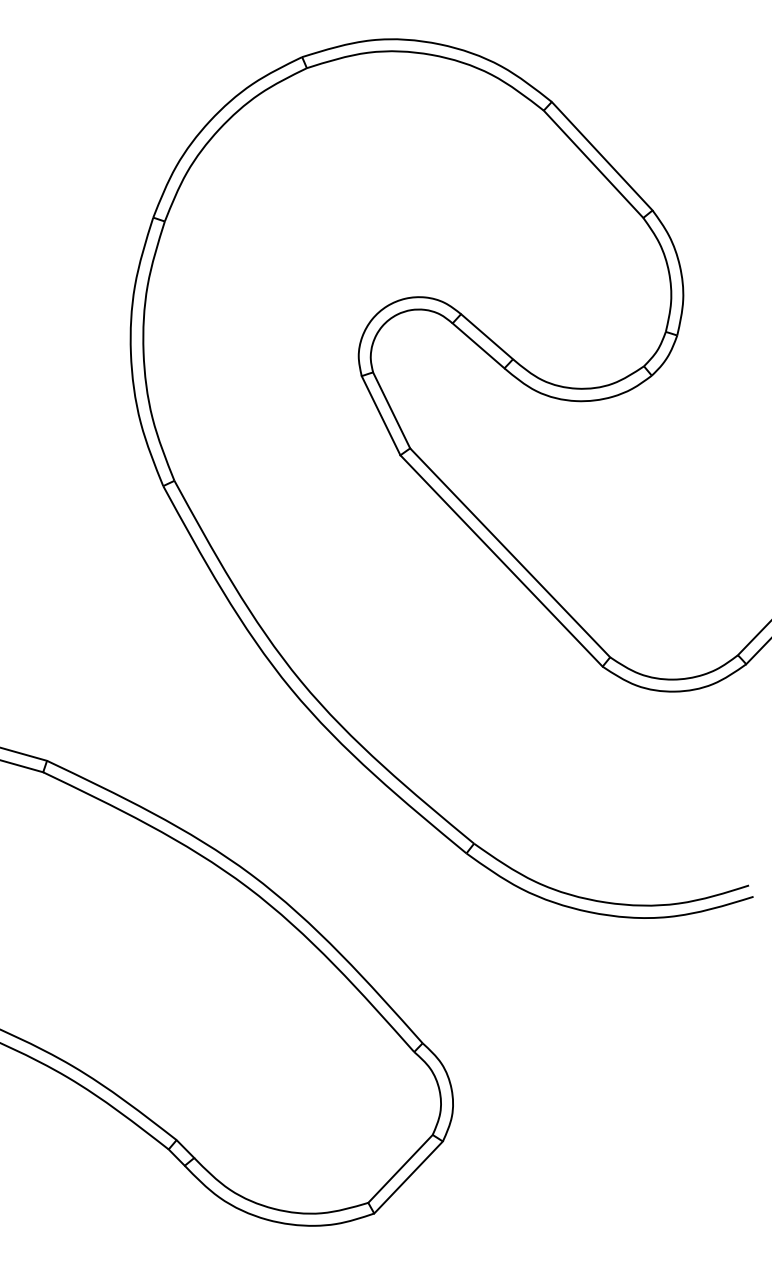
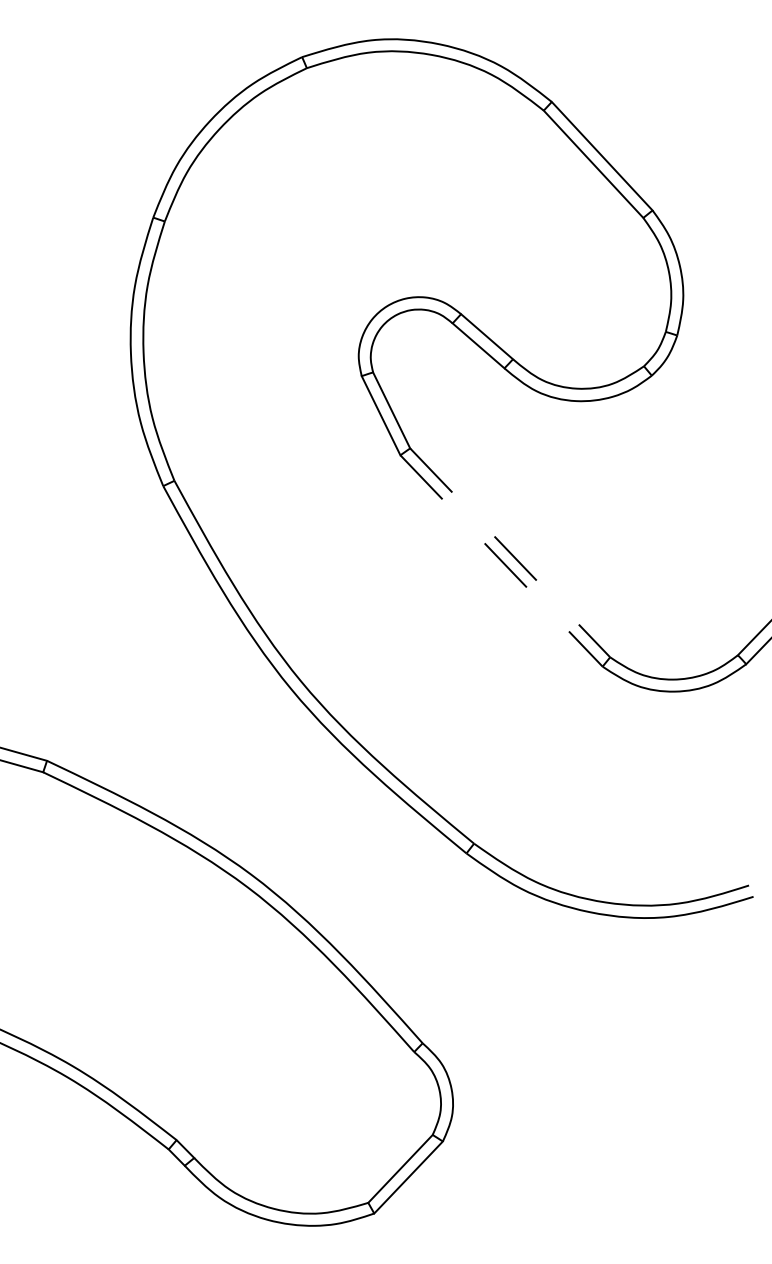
line: solid -> dashed (510, 552)
line: solid -> dashed (501, 561)
